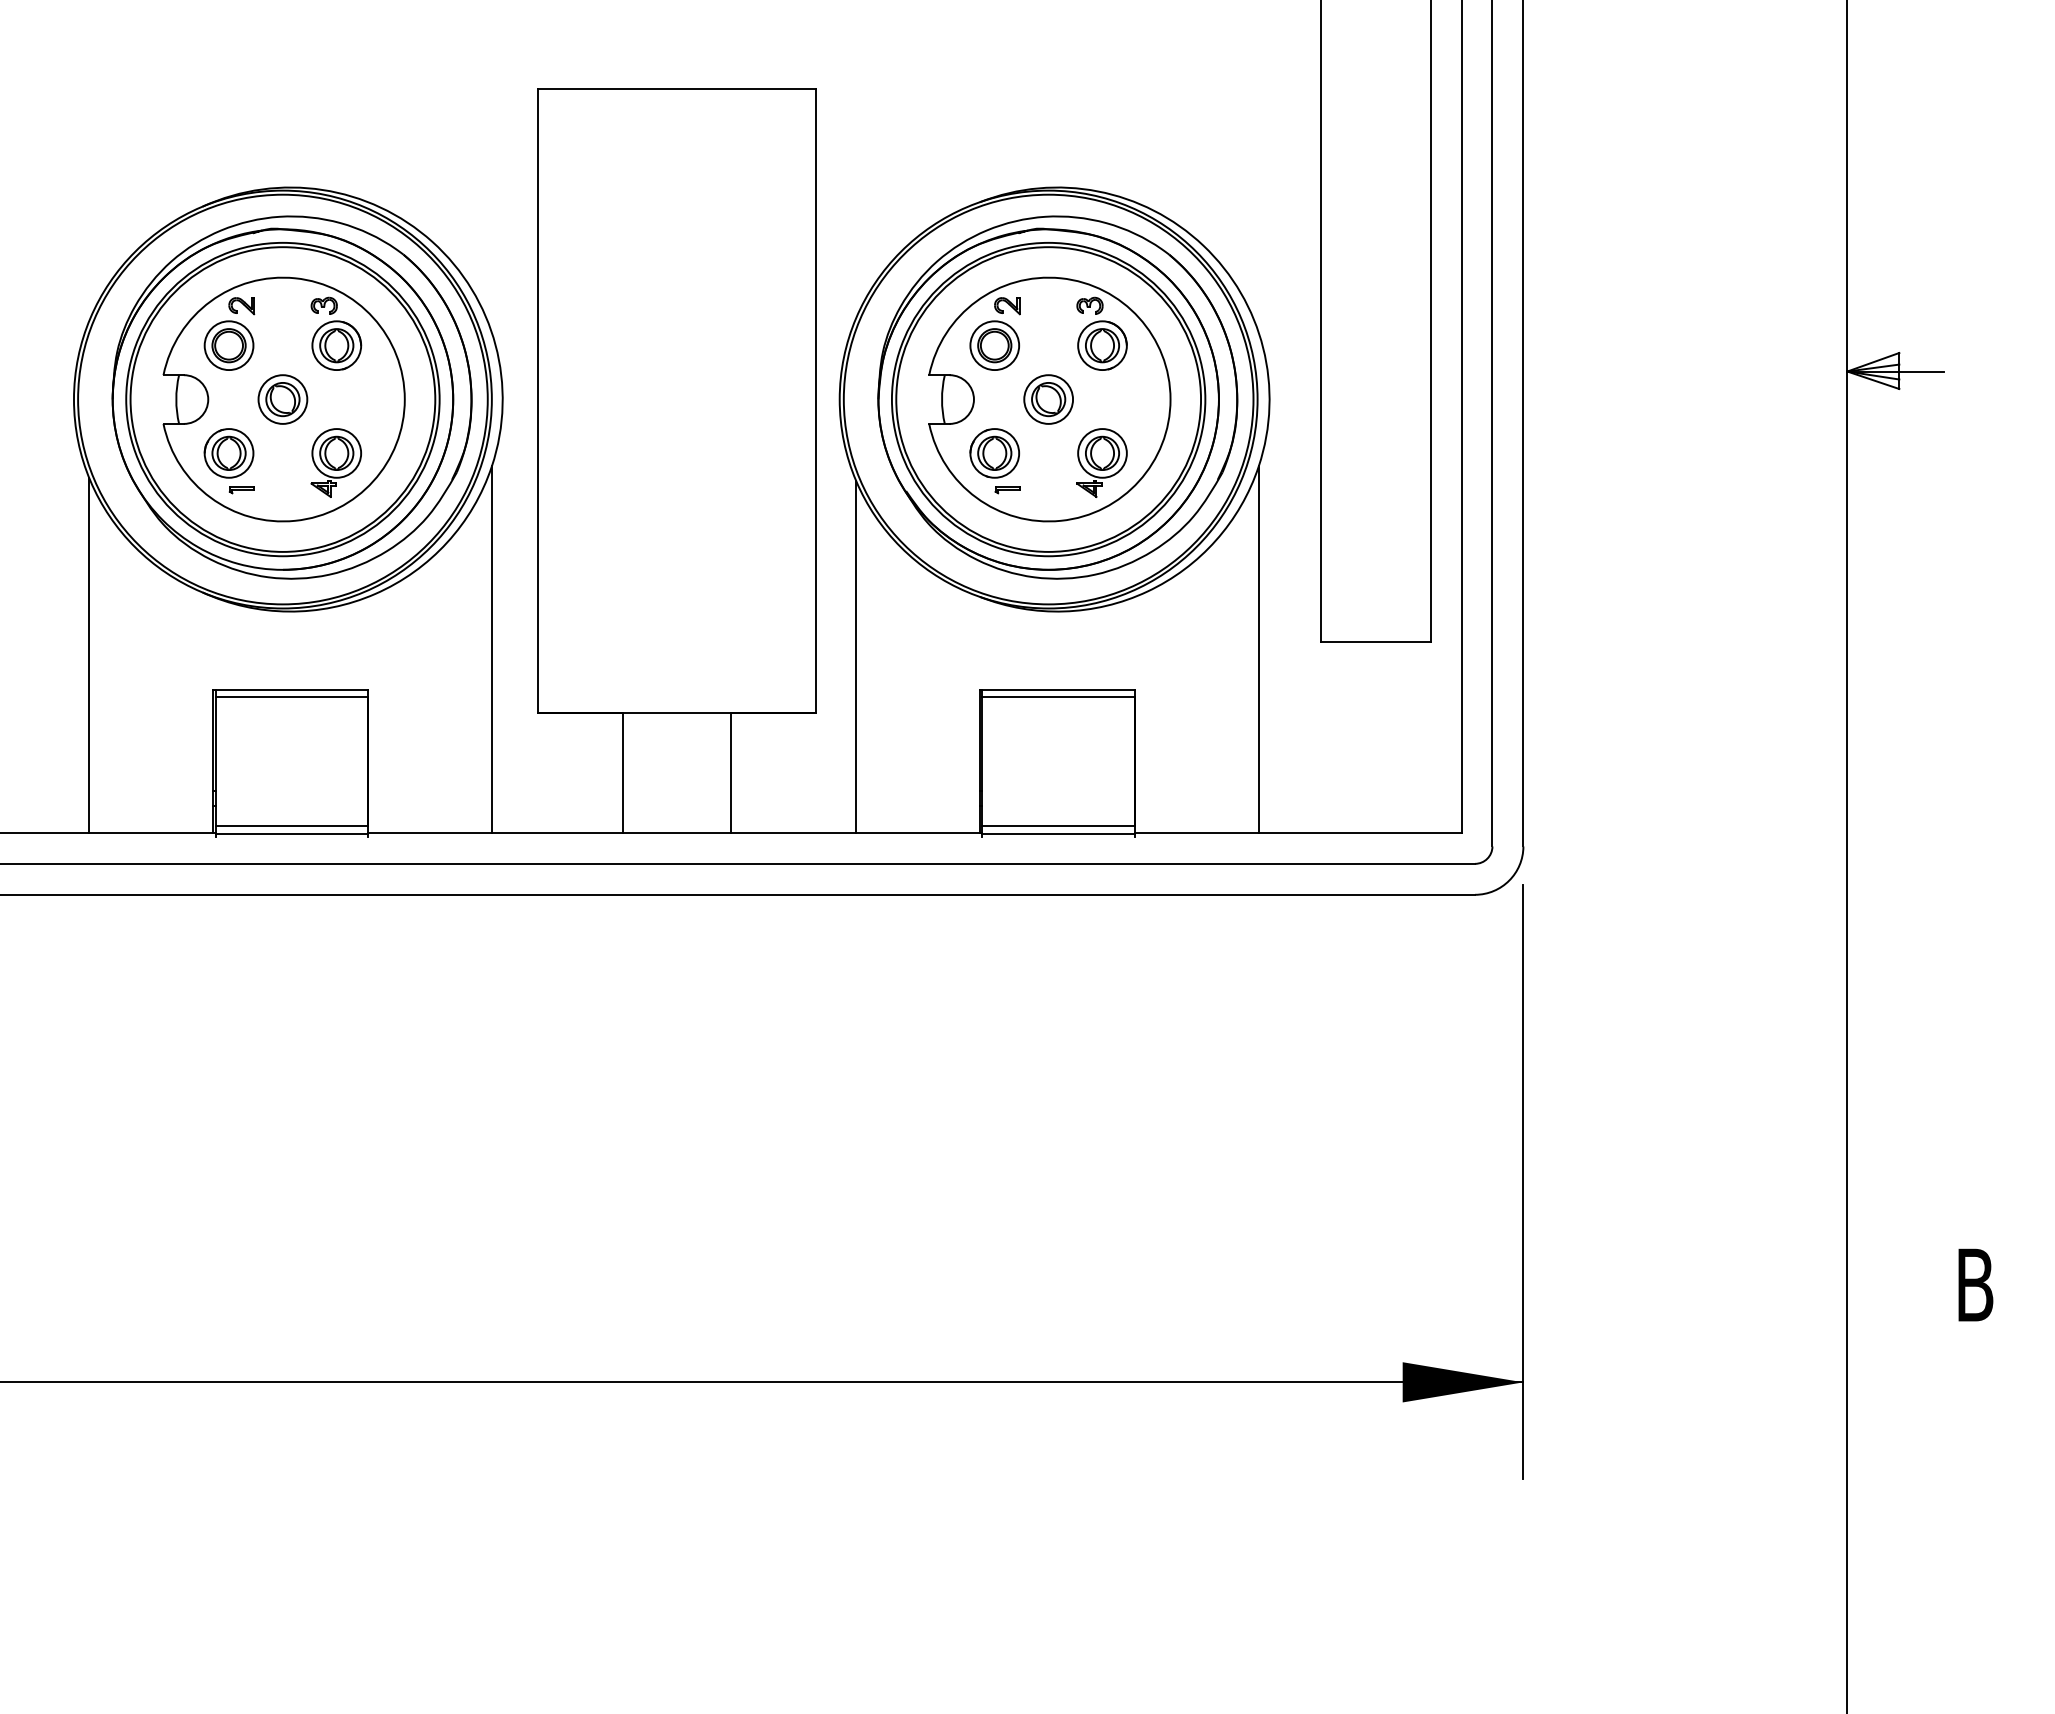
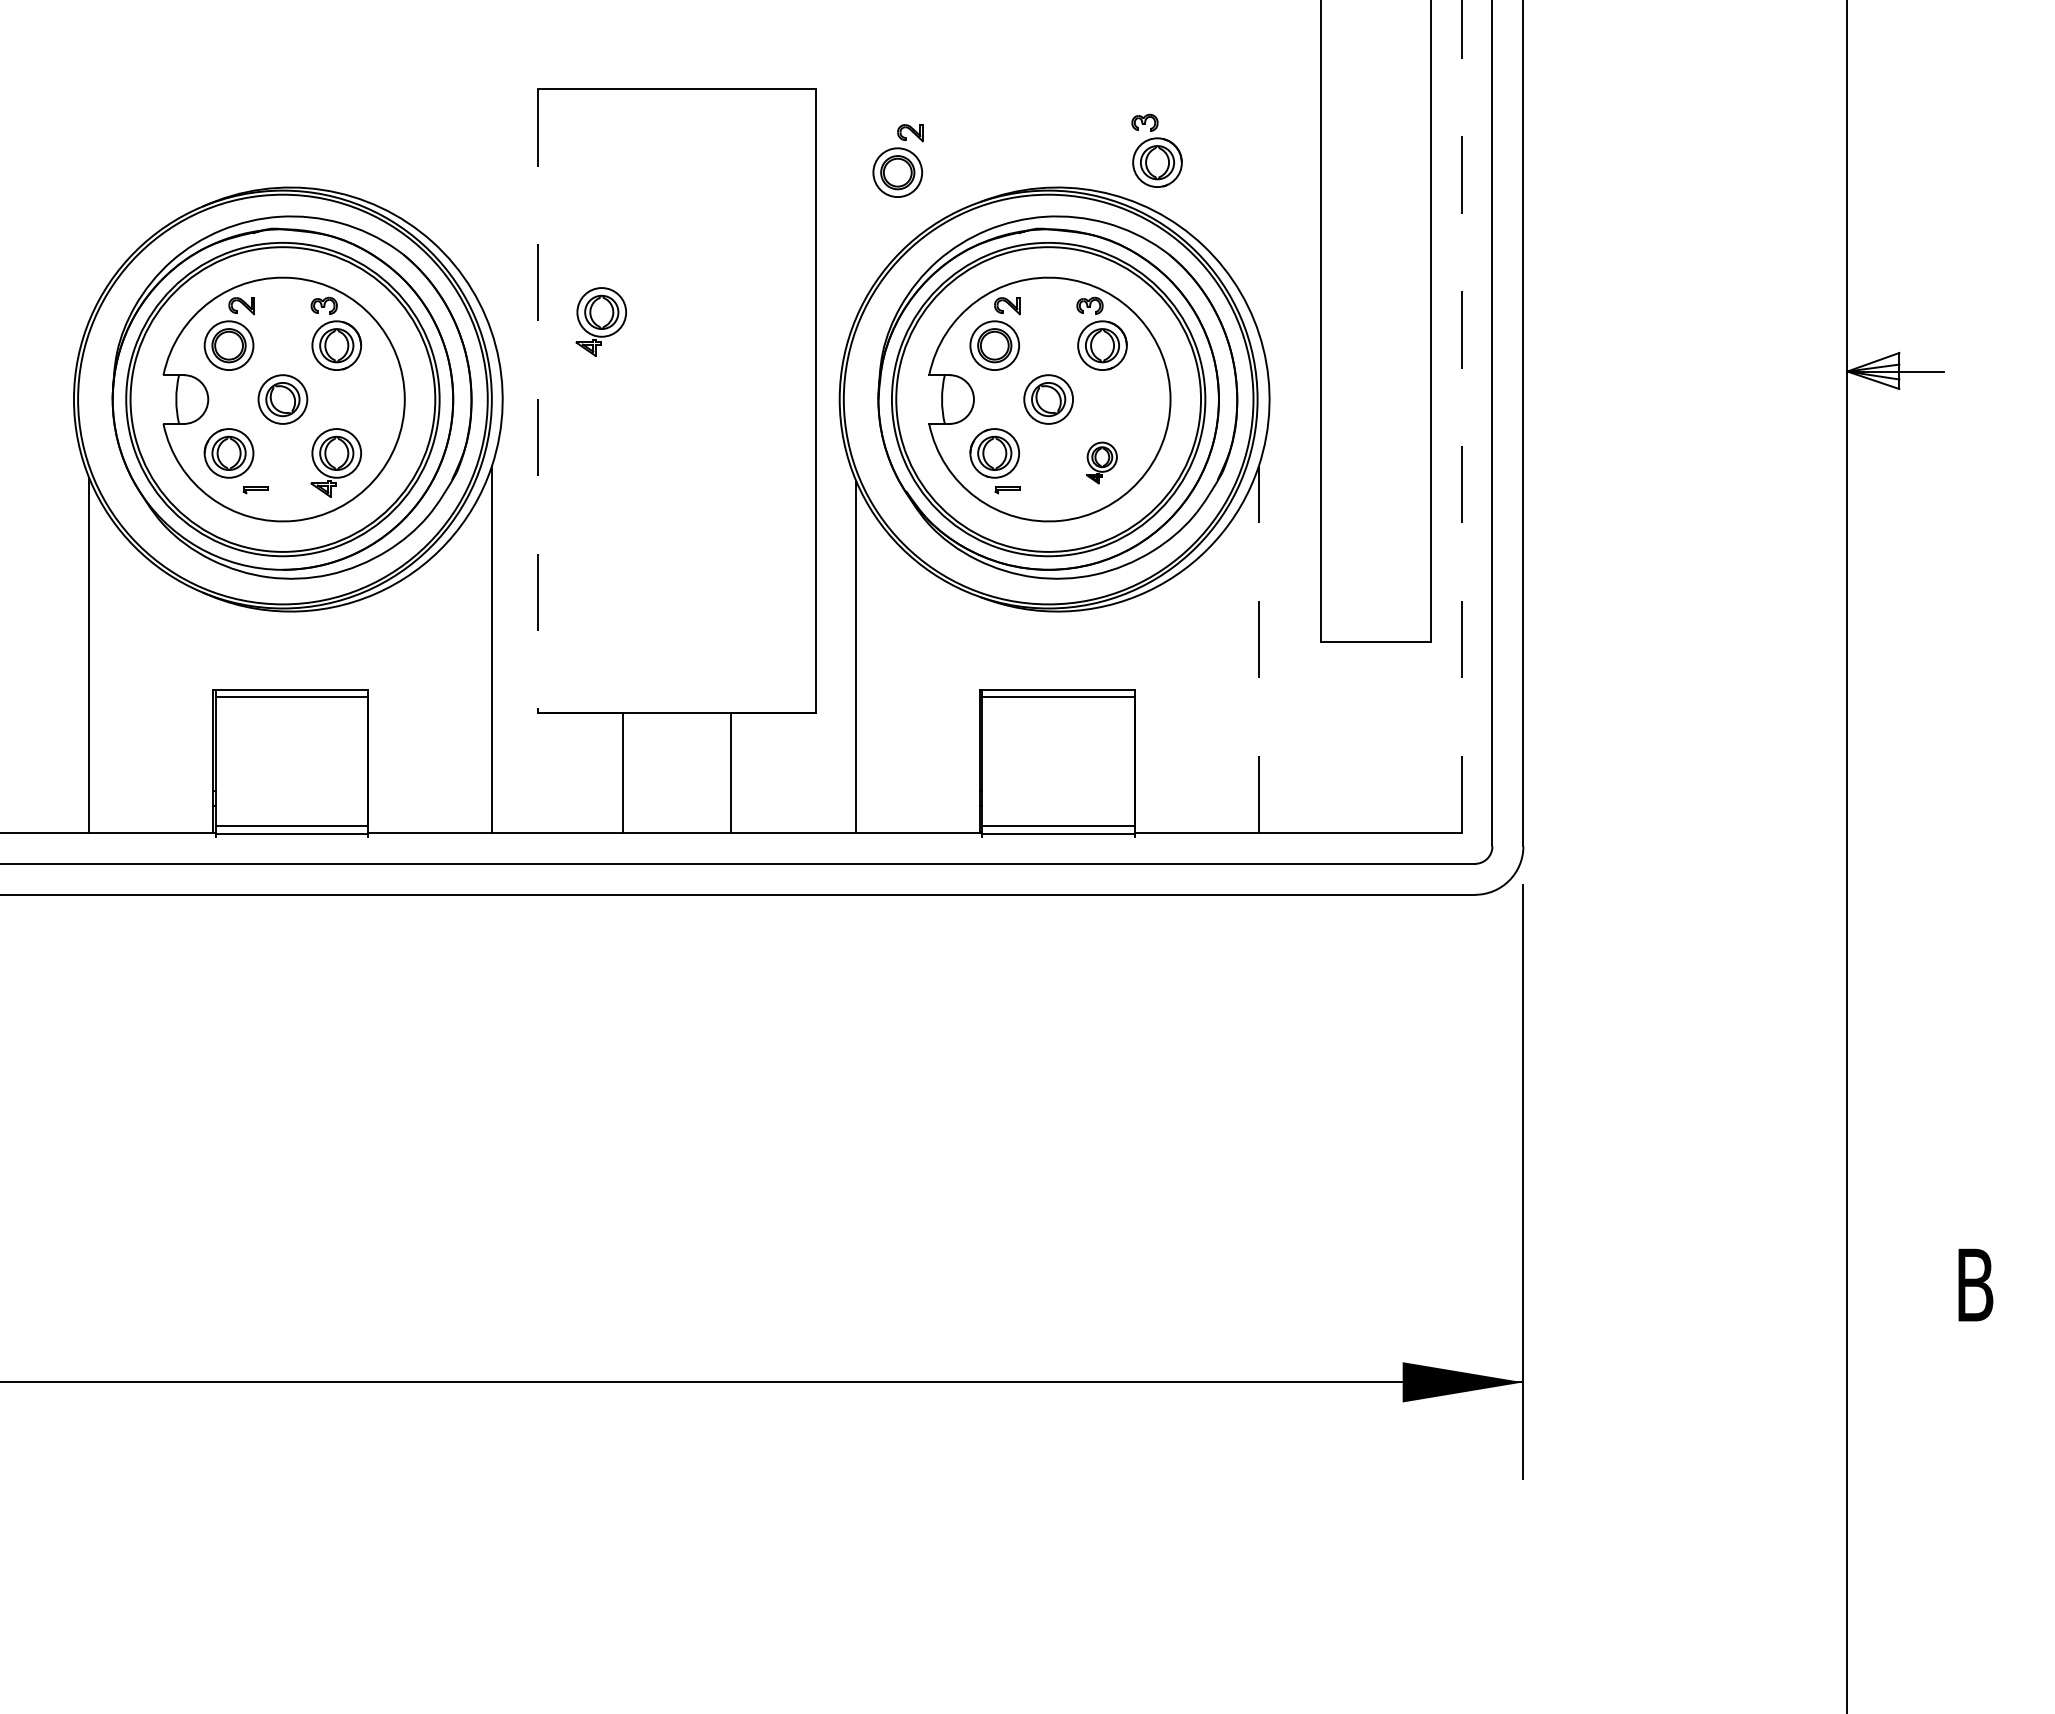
part: none -> present (1156, 150)
part: none -> present (897, 160)
part: none -> present (600, 321)
line: solid -> dashed (537, 401)
line: solid -> dashed (1461, 416)
part size: 52x70 px -> 32x44 px (1101, 462)
part position: (241, 490) -> (255, 490) (255, 490)
line: solid -> dashed (1258, 649)
